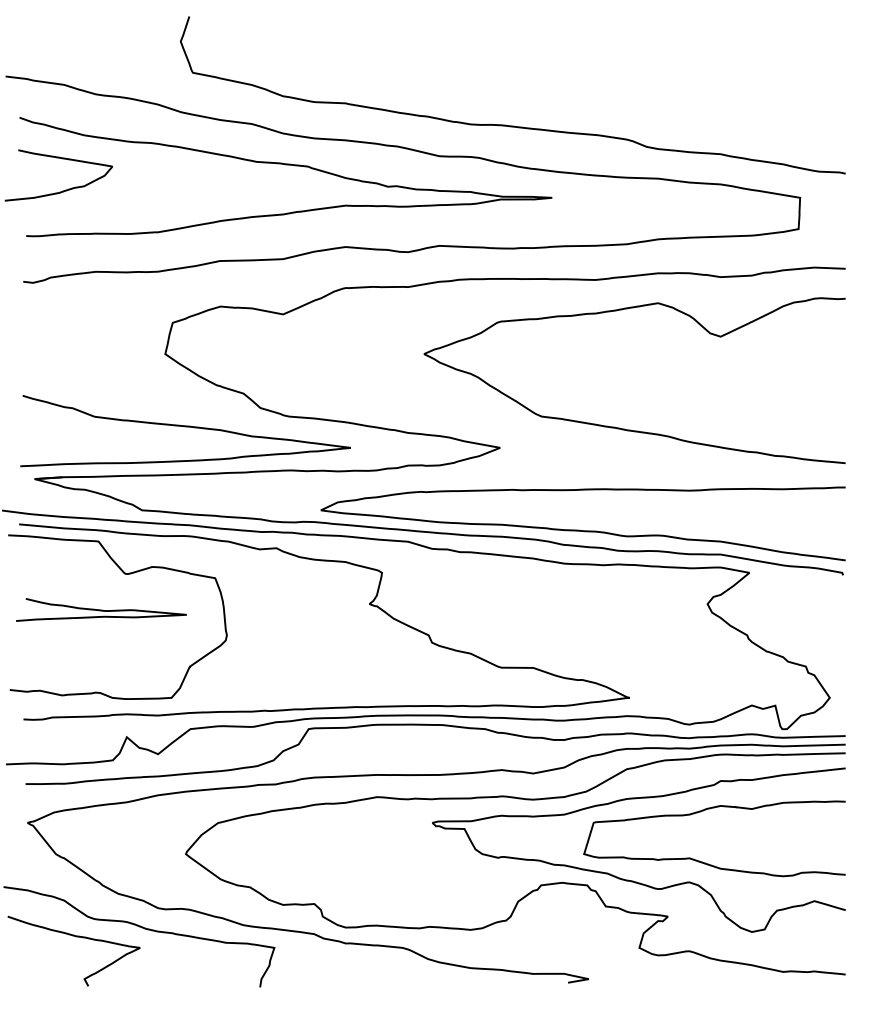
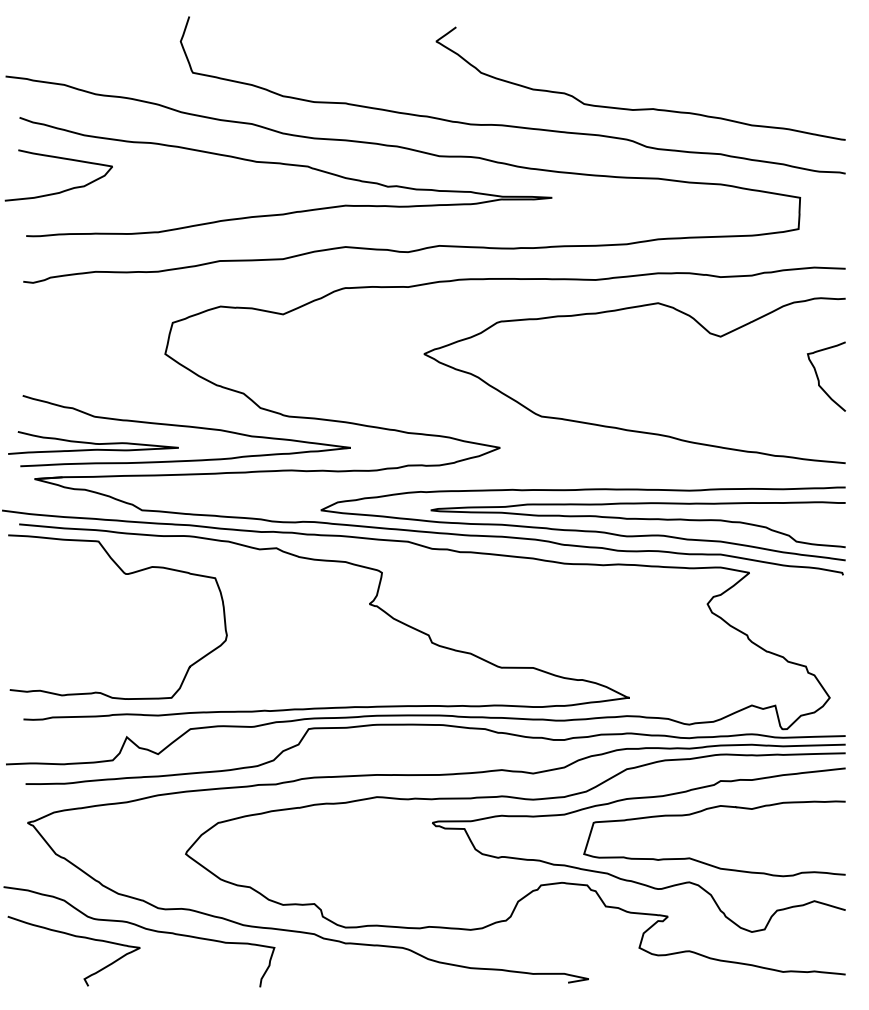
curve: none -> present (640, 108)
curve: none -> present (819, 379)
curve: none -> present (637, 519)
curve position: (101, 609) -> (93, 442) (93, 442)
